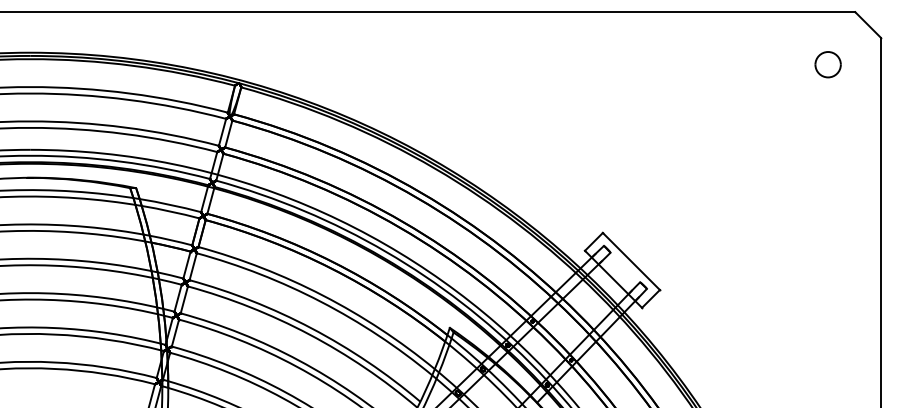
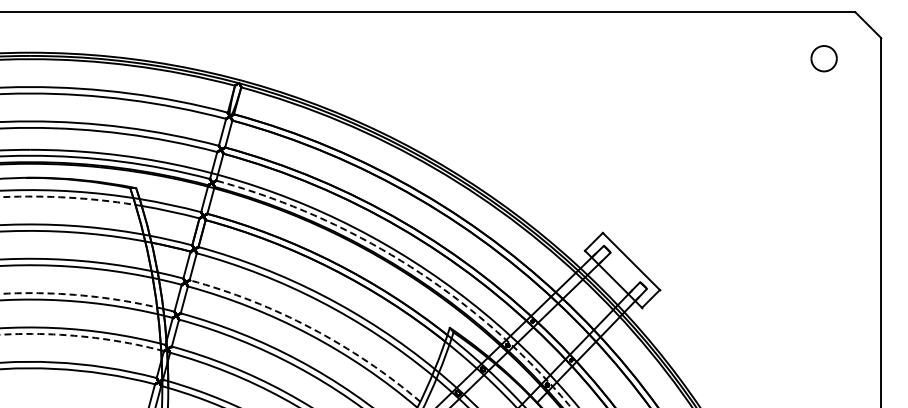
part position: (827, 64) -> (823, 58) (823, 58)
arc: solid -> dashed (70, 197)
arc: solid -> dashed (410, 266)
arc: solid -> dashed (81, 295)
arc: solid -> dashed (311, 328)
arc: solid -> dashed (83, 336)
